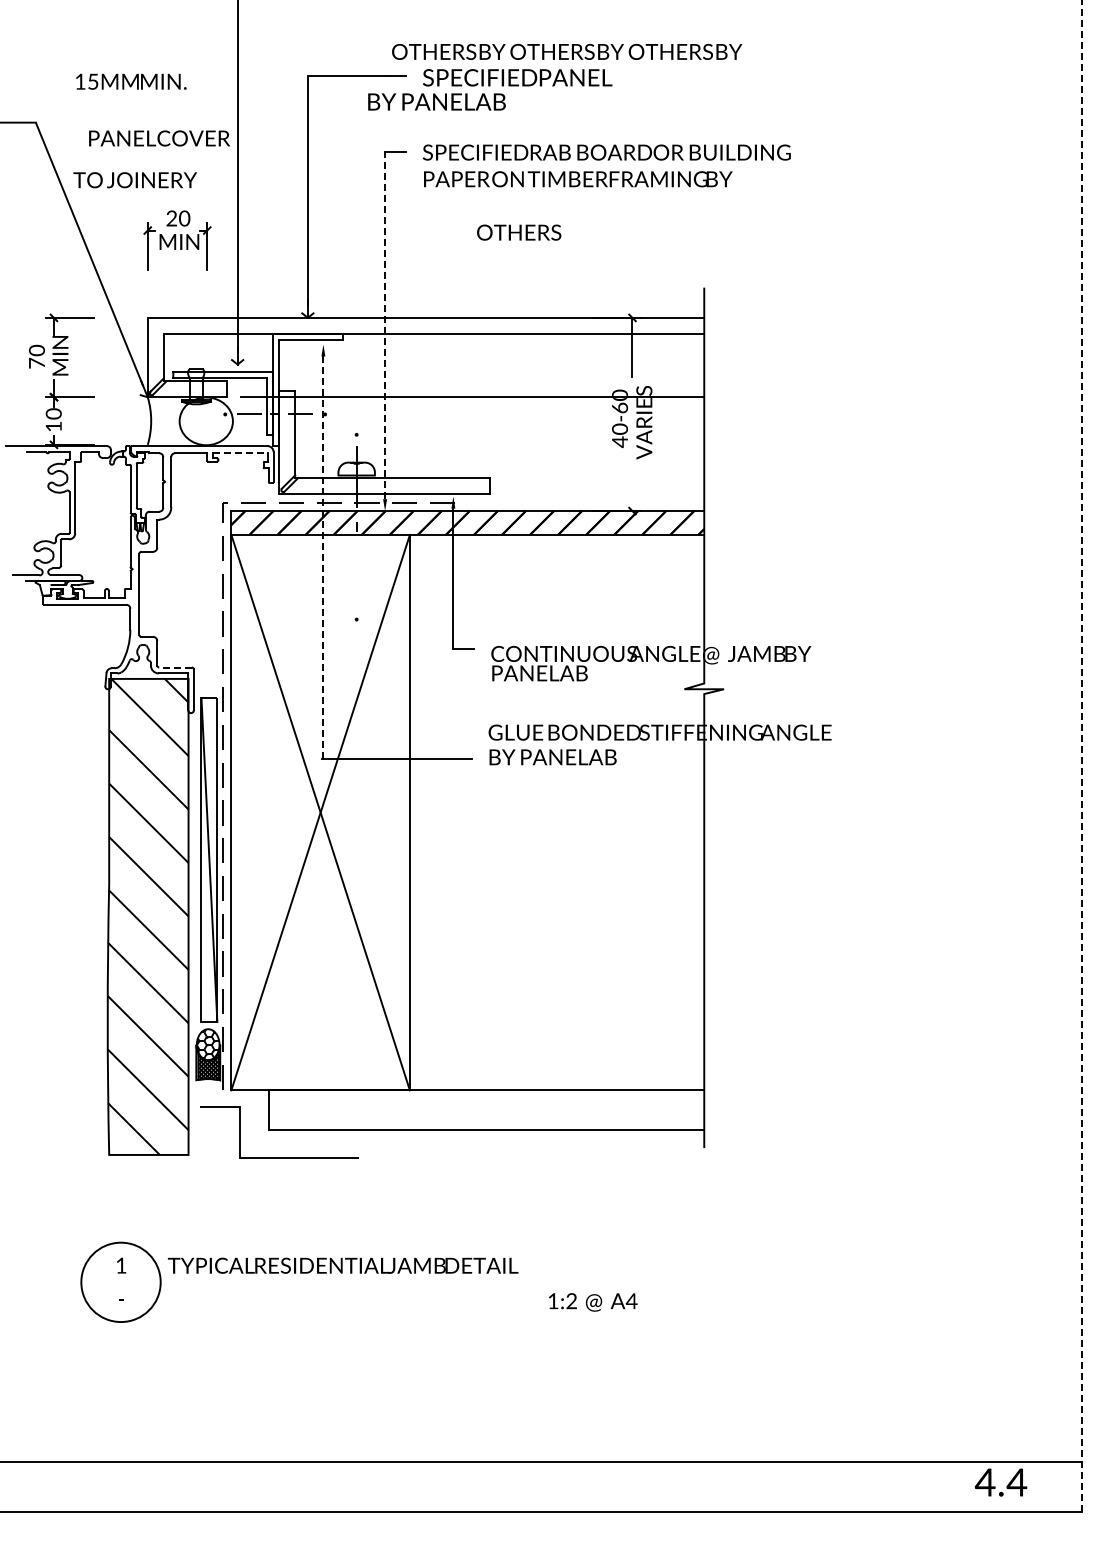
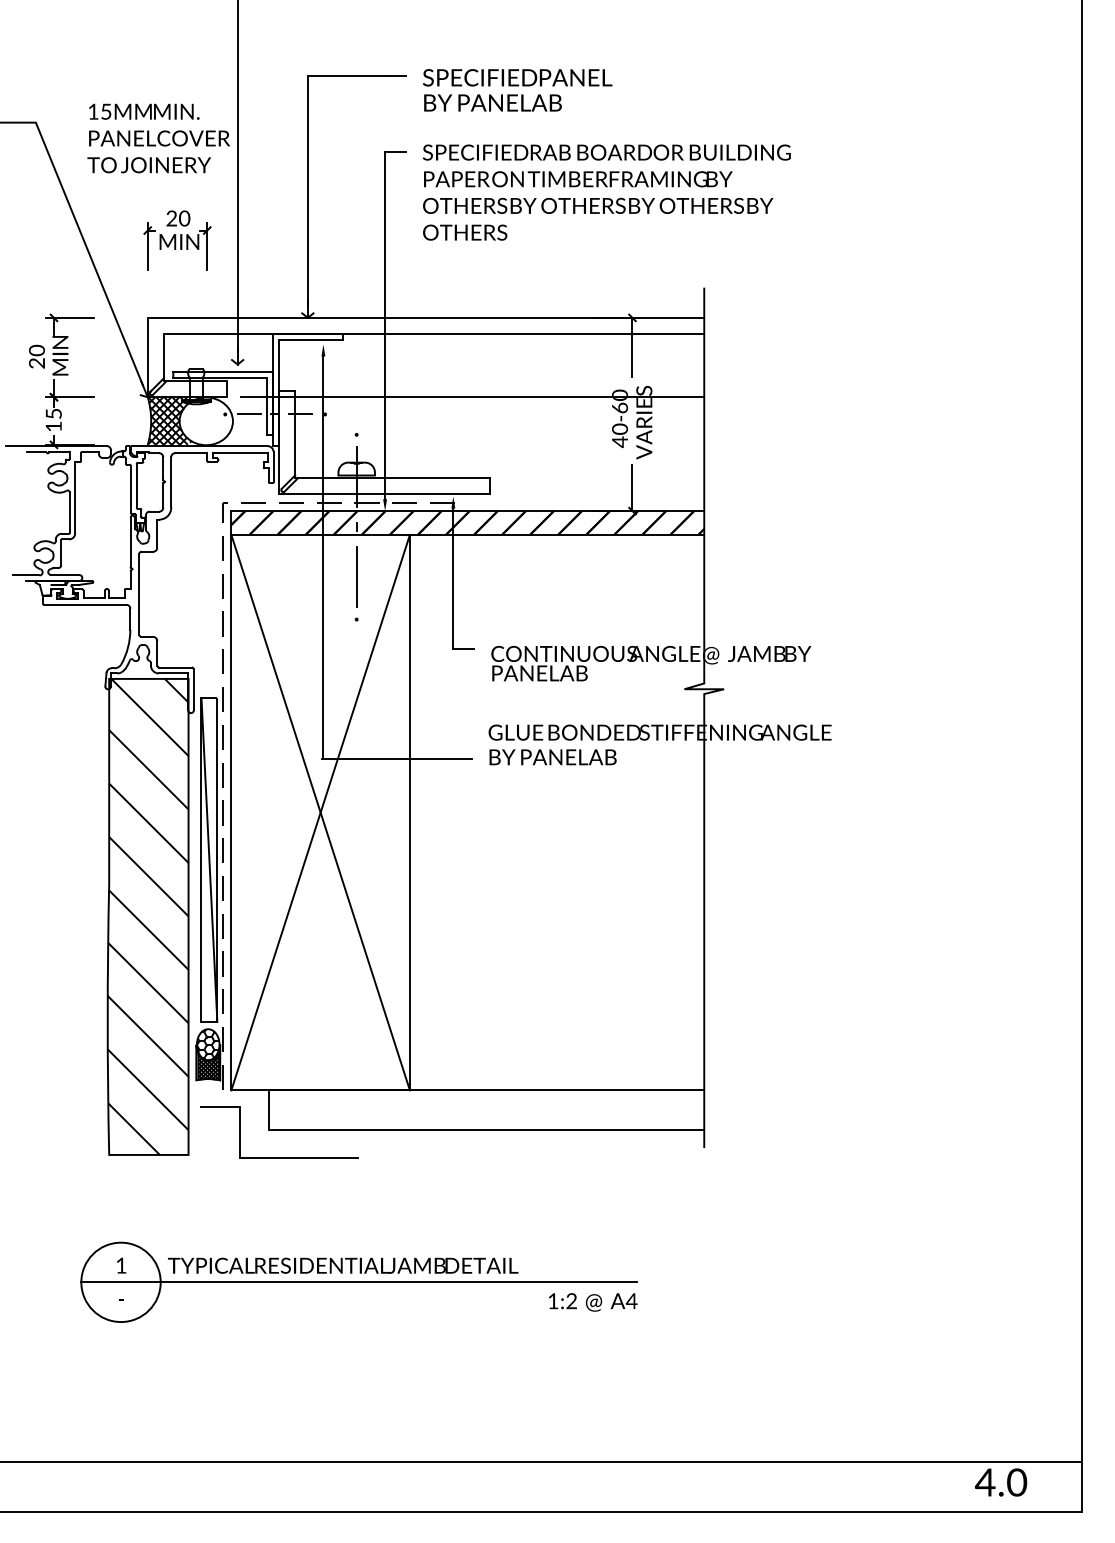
text position: (567, 51) -> (598, 205) (598, 205)
text position: (131, 81) -> (144, 111) (144, 111)
text position: (436, 101) -> (492, 102) (492, 102)
text position: (134, 180) -> (148, 165) (148, 165)
text position: (519, 232) -> (465, 232) (465, 232)
line: dashed -> solid (385, 325)
text: 70 -> 20 (36, 362)
text: 10 -> 15 (53, 413)
hatch: none -> present (169, 420)
line: dashed -> solid (240, 453)
line: none -> present (632, 487)
line: dashed -> solid (323, 558)
line: none -> present (356, 576)
line: dashed -> solid (175, 667)
line: dashed -> solid (1081, 755)
line: none -> present (358, 1282)
text: 4.4 -> 4.0 (1016, 1482)
